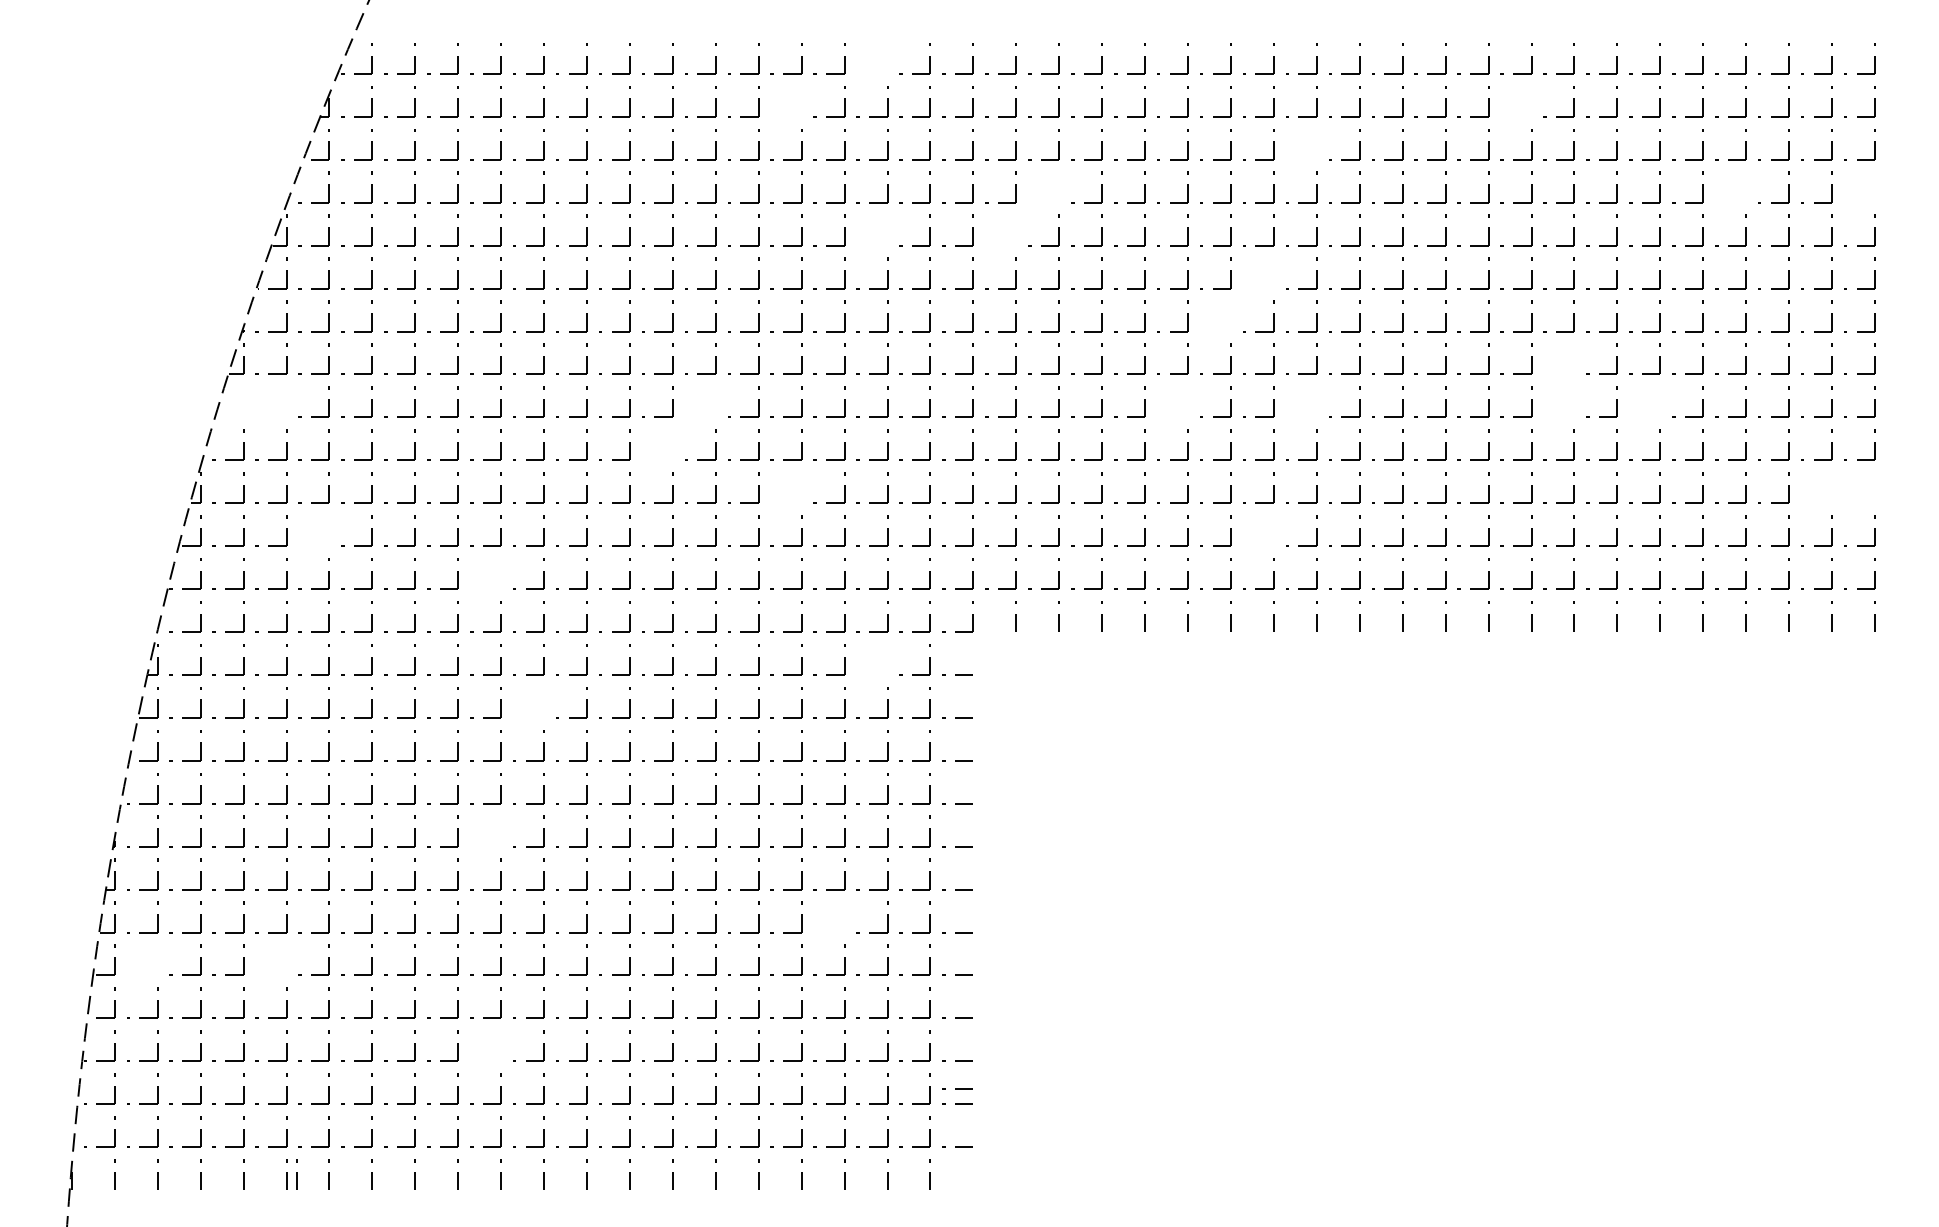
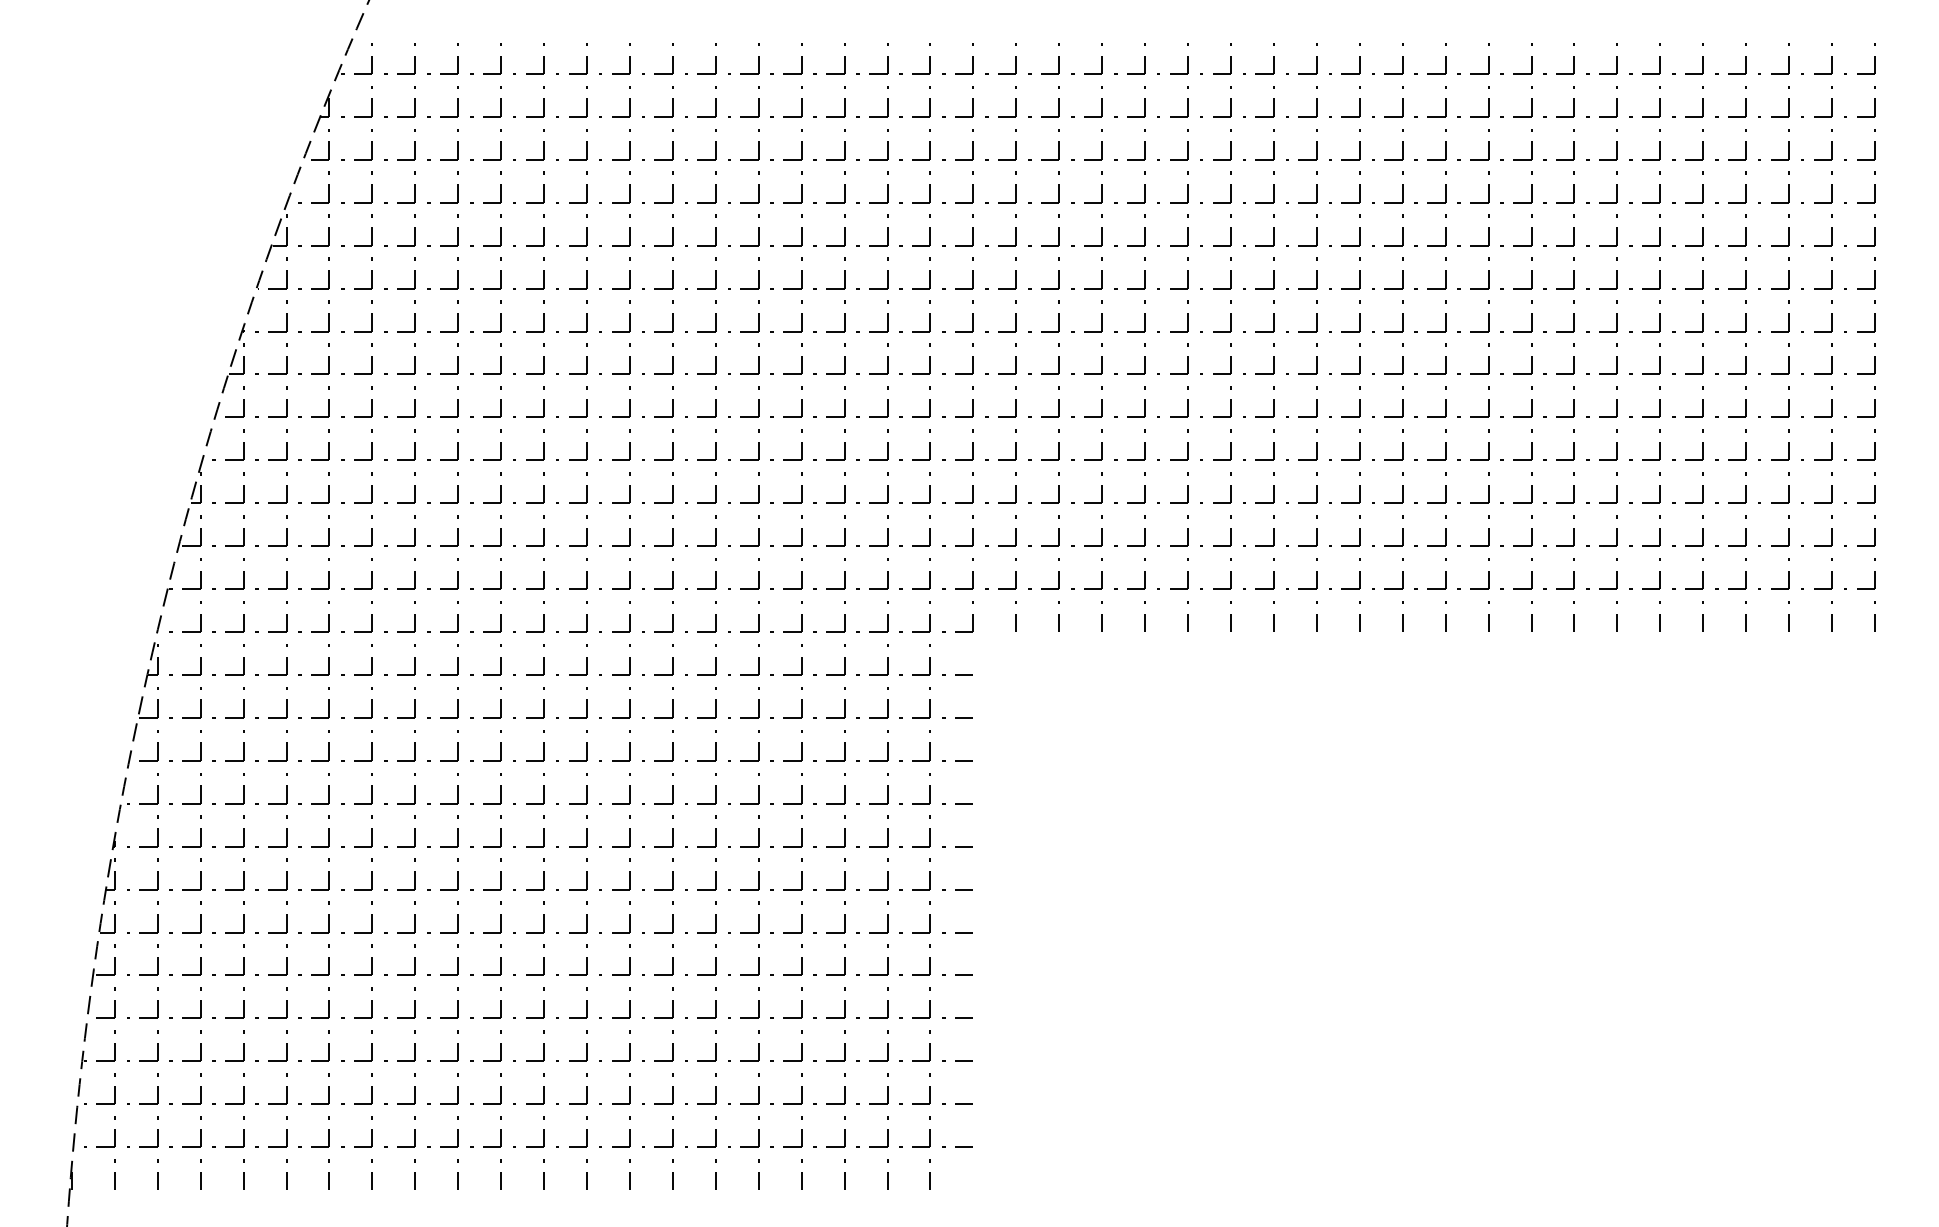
part: none -> present (887, 58)
part: none -> present (801, 101)
part: none -> present (1531, 101)
part: none -> present (1316, 144)
part: none -> present (1058, 187)
part: none -> present (1745, 187)
part: none -> present (1874, 187)
part: none -> present (887, 230)
part: none -> present (1015, 230)
part: none -> present (1273, 273)
part: none -> present (1230, 316)
part: none -> present (1573, 358)
part: none -> present (243, 401)
part: none -> present (286, 401)
part: none -> present (715, 401)
part: none -> present (1187, 401)
part: none -> present (1316, 401)
part: none -> present (1573, 401)
part: none -> present (1659, 401)
part: none -> present (672, 444)
part: none -> present (801, 487)
part: none -> present (1831, 487)
part: none -> present (1874, 487)
part: none -> present (328, 530)
part: none -> present (1273, 530)
part: none -> present (500, 573)
part: none -> present (887, 659)
part: none -> present (543, 702)
part: none -> present (500, 831)
part: none -> present (844, 917)
part: none -> present (157, 959)
part: none -> present (286, 959)
part: none -> present (500, 1045)
line: present -> none (957, 1088)
line: present -> none (296, 1174)
